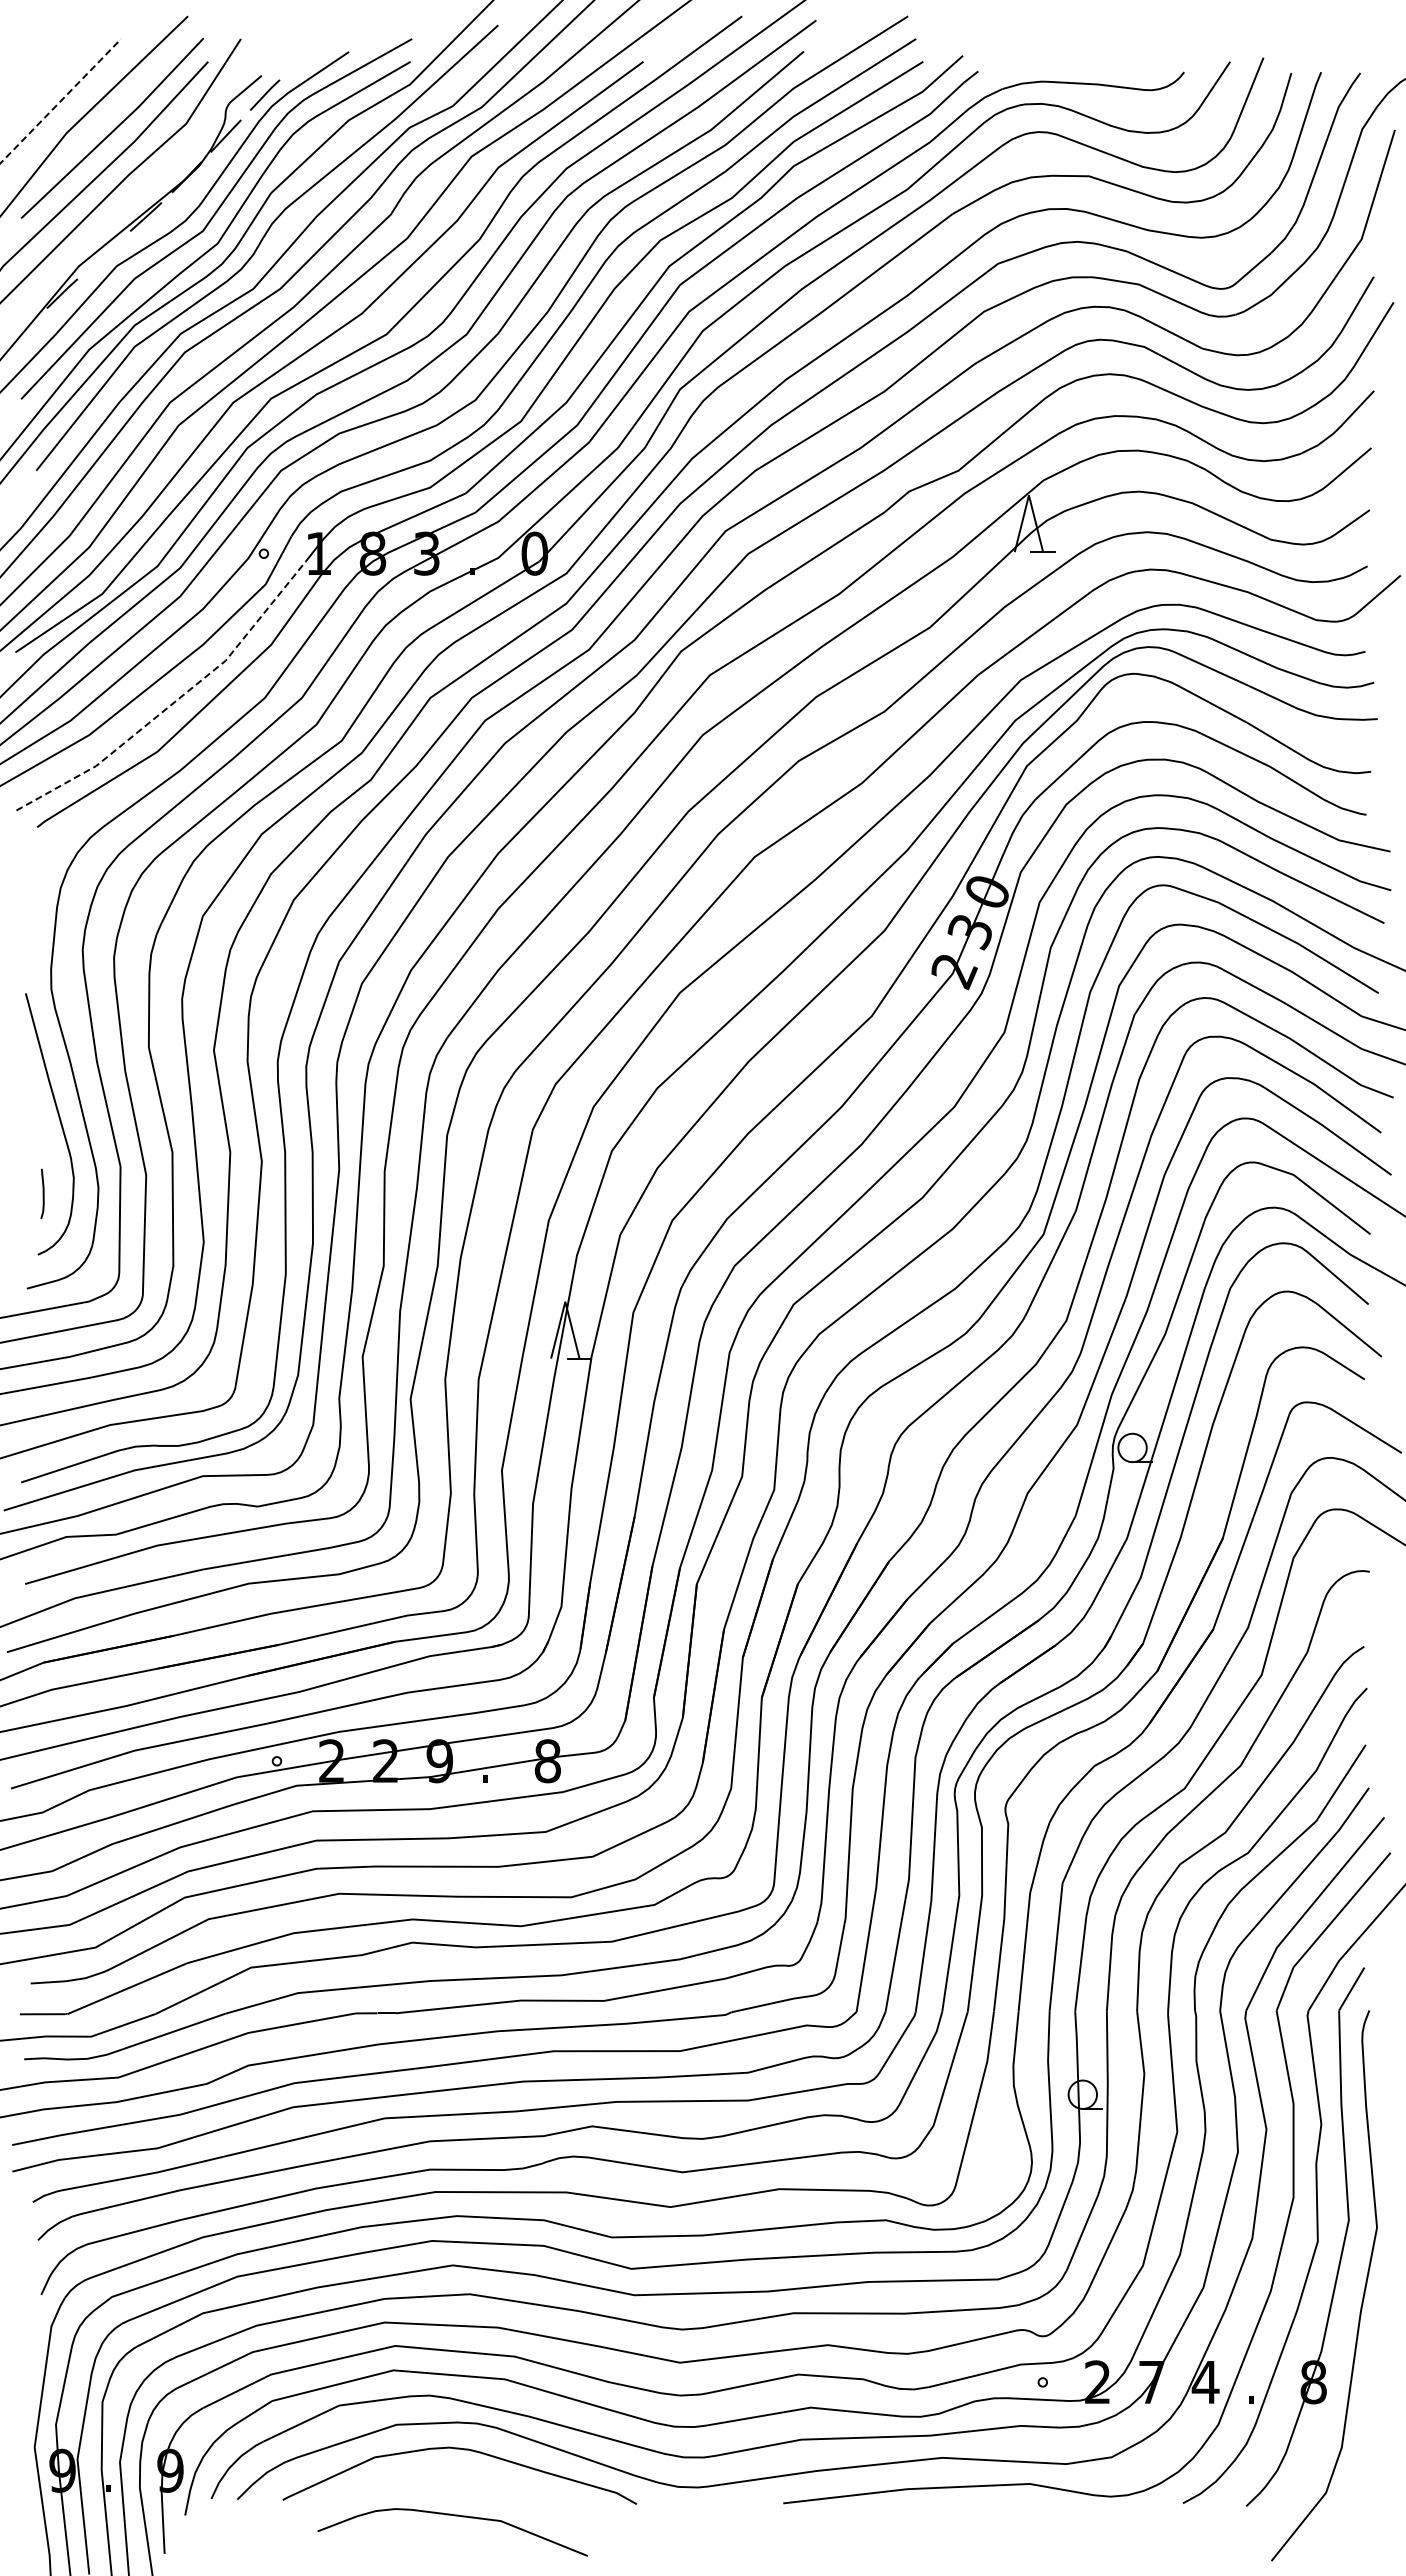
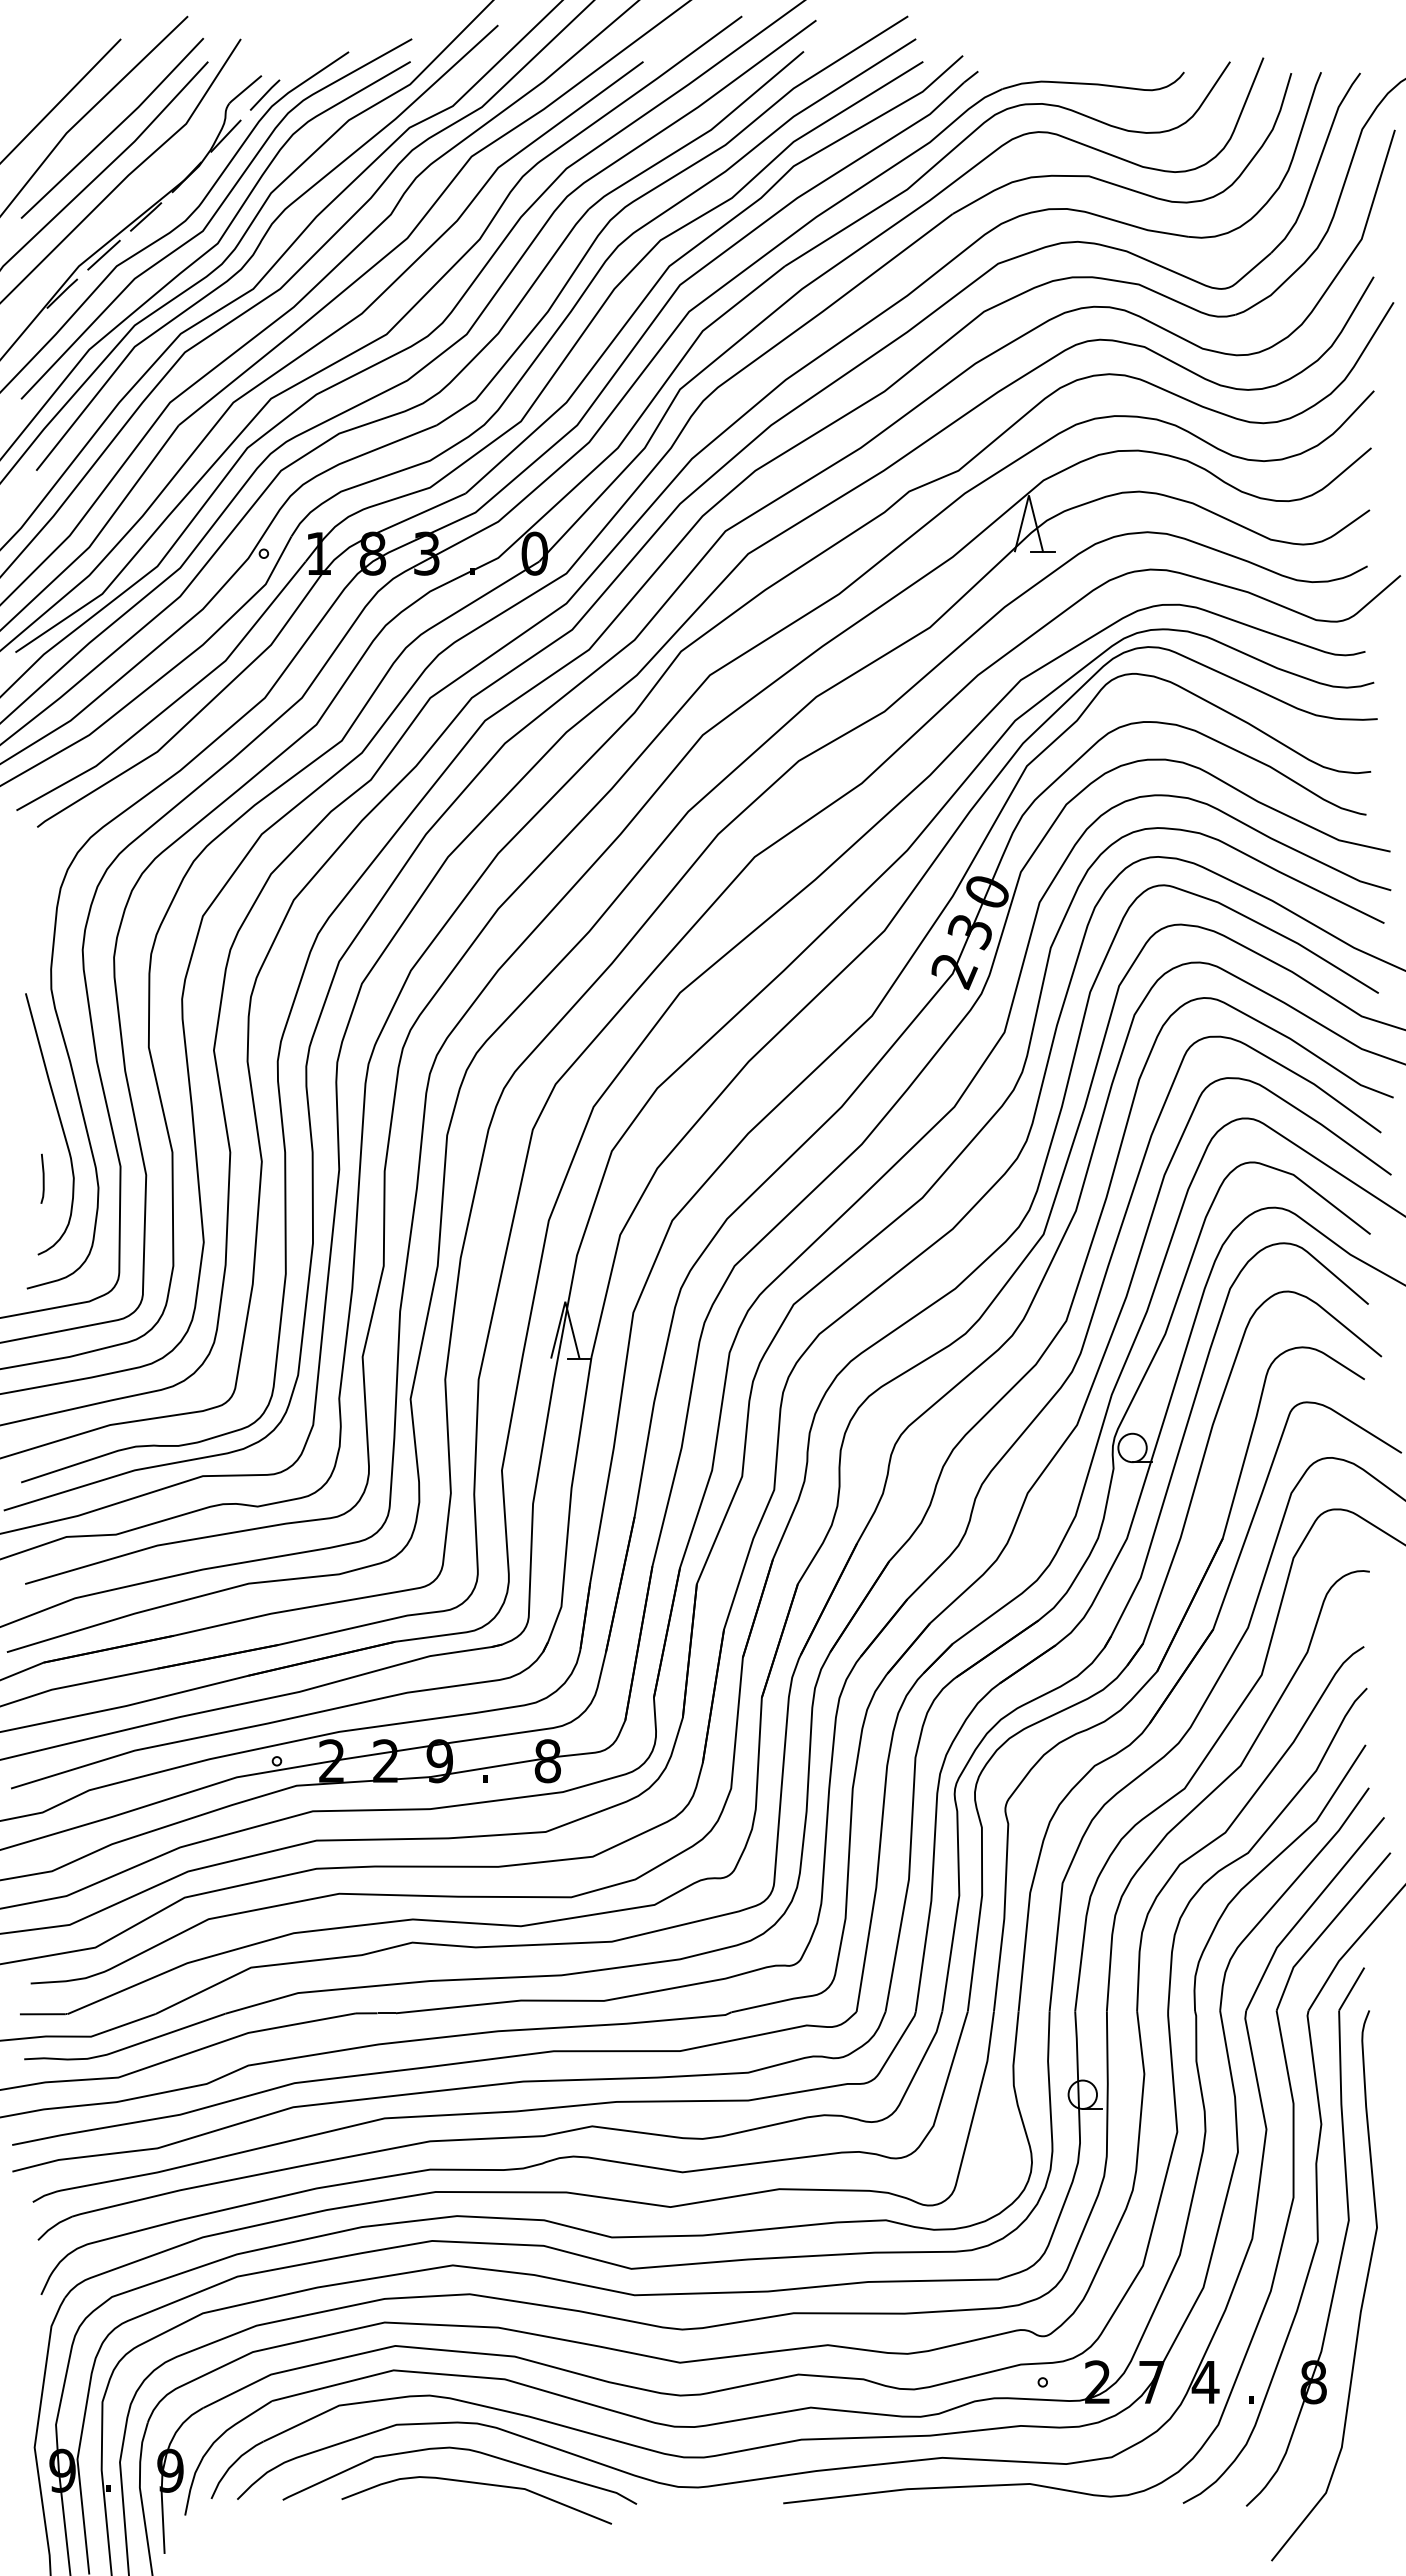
line: dashed -> solid (60, 101)
line: none -> present (103, 254)
line: dashed -> solid (175, 701)
line position: (42, 1193) -> (42, 1178) (42, 1178)
curve position: (454, 2516) -> (478, 2484) (478, 2484)
